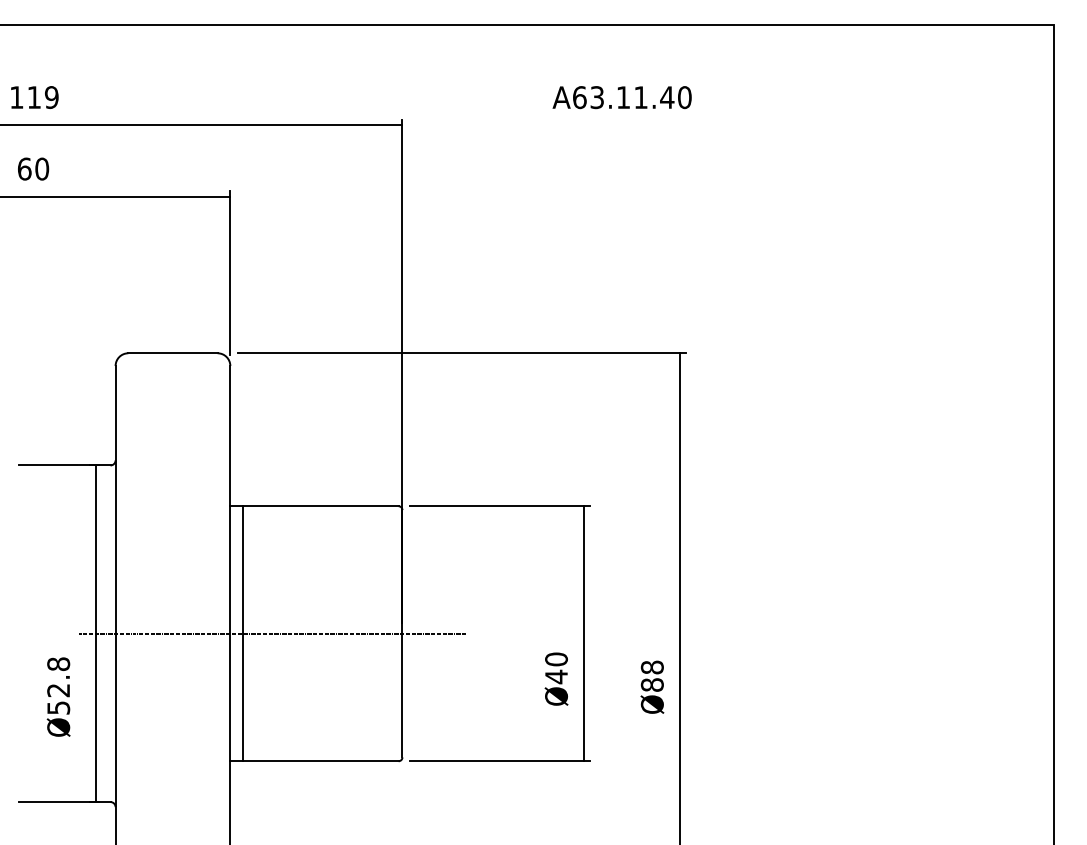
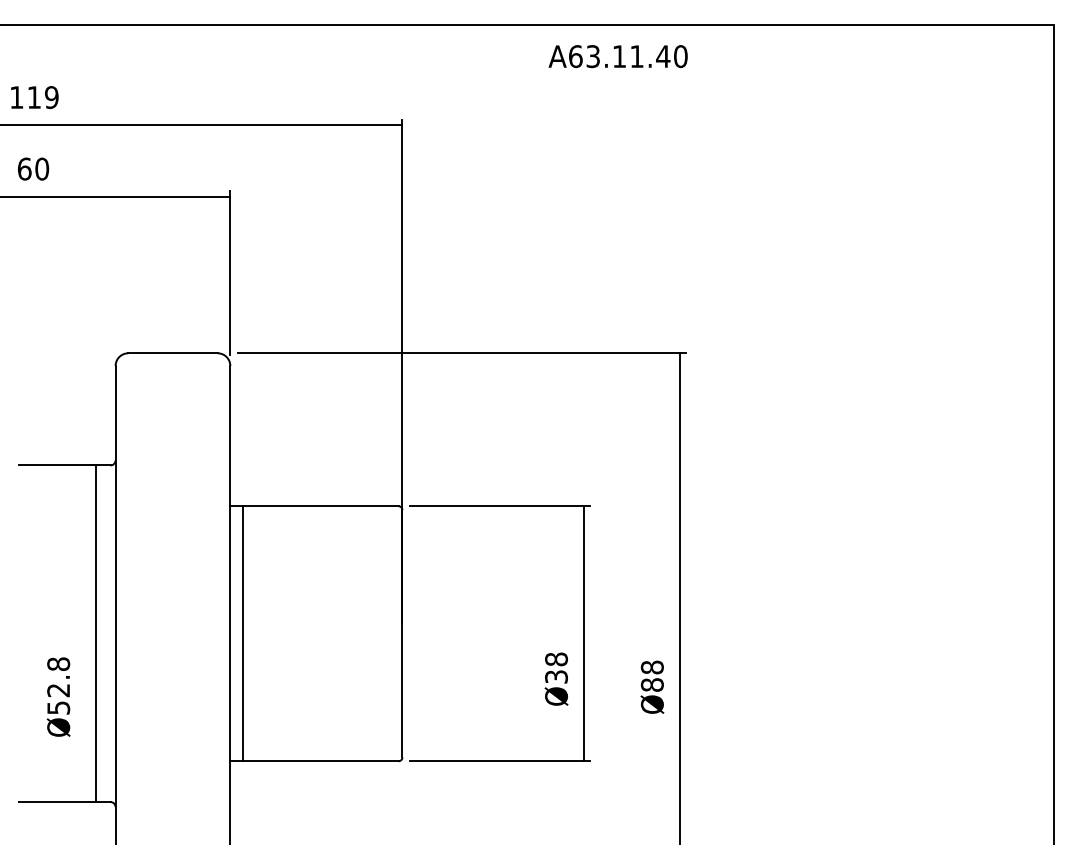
text position: (621, 97) -> (617, 56) (617, 56)
line: present -> none (271, 633)
text: Ø40 -> Ø38 (556, 668)
